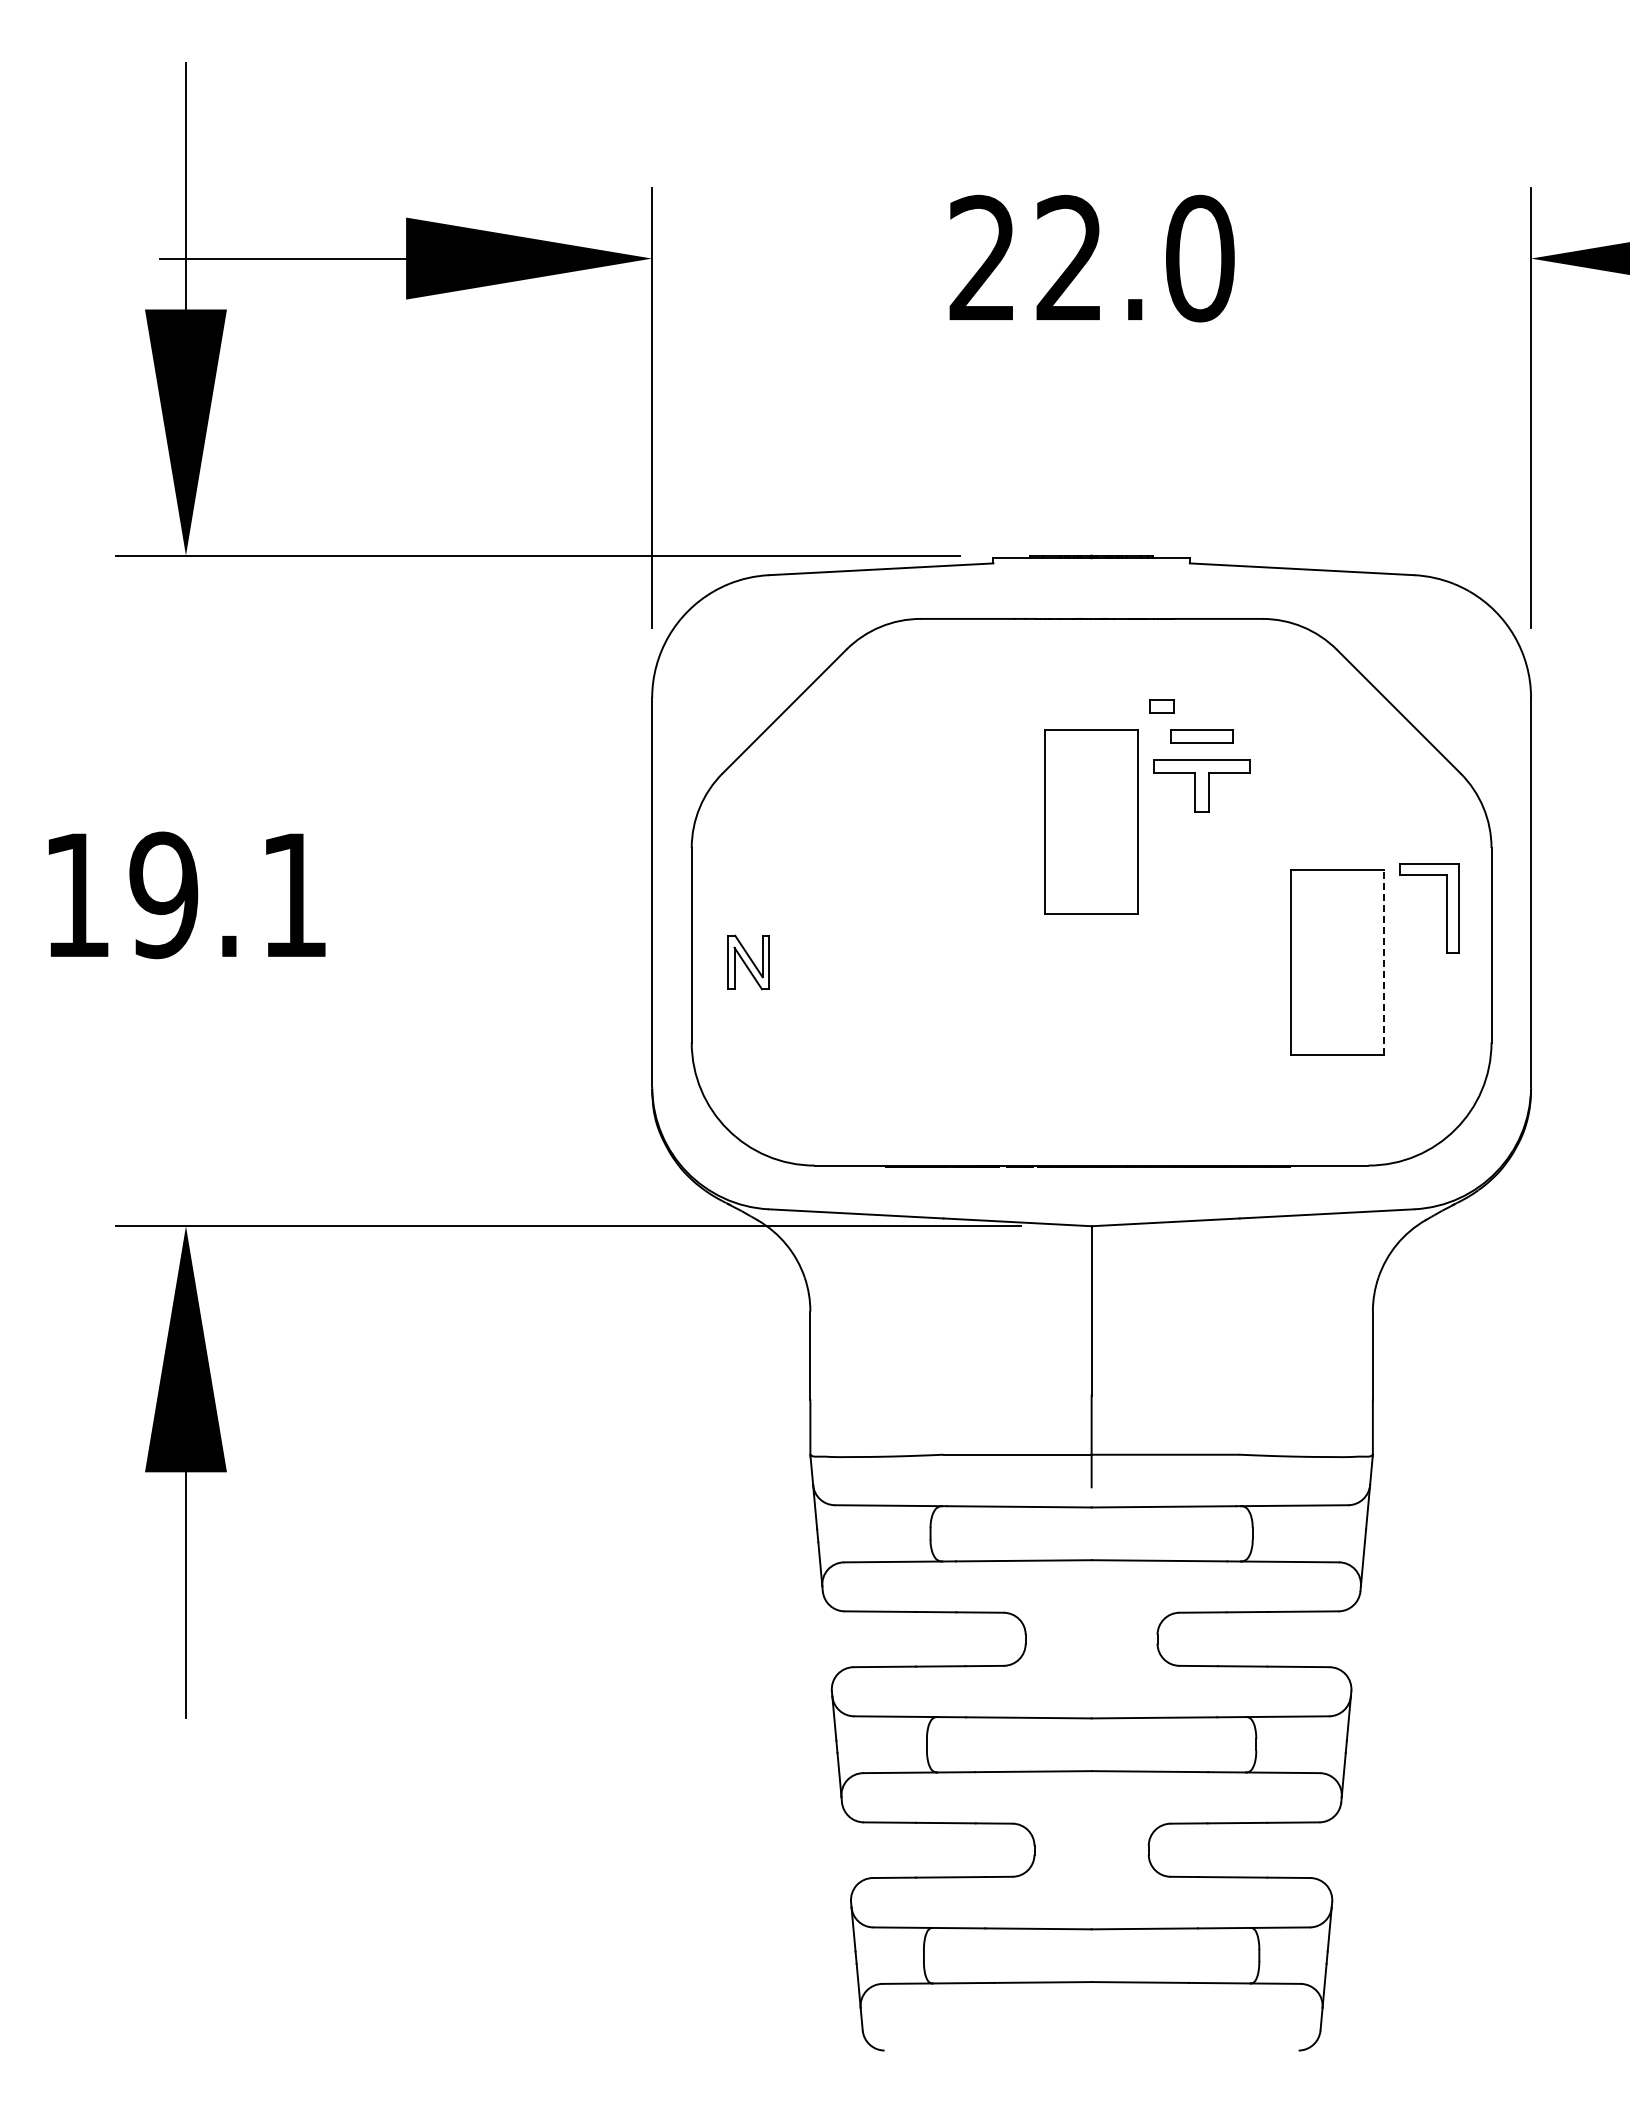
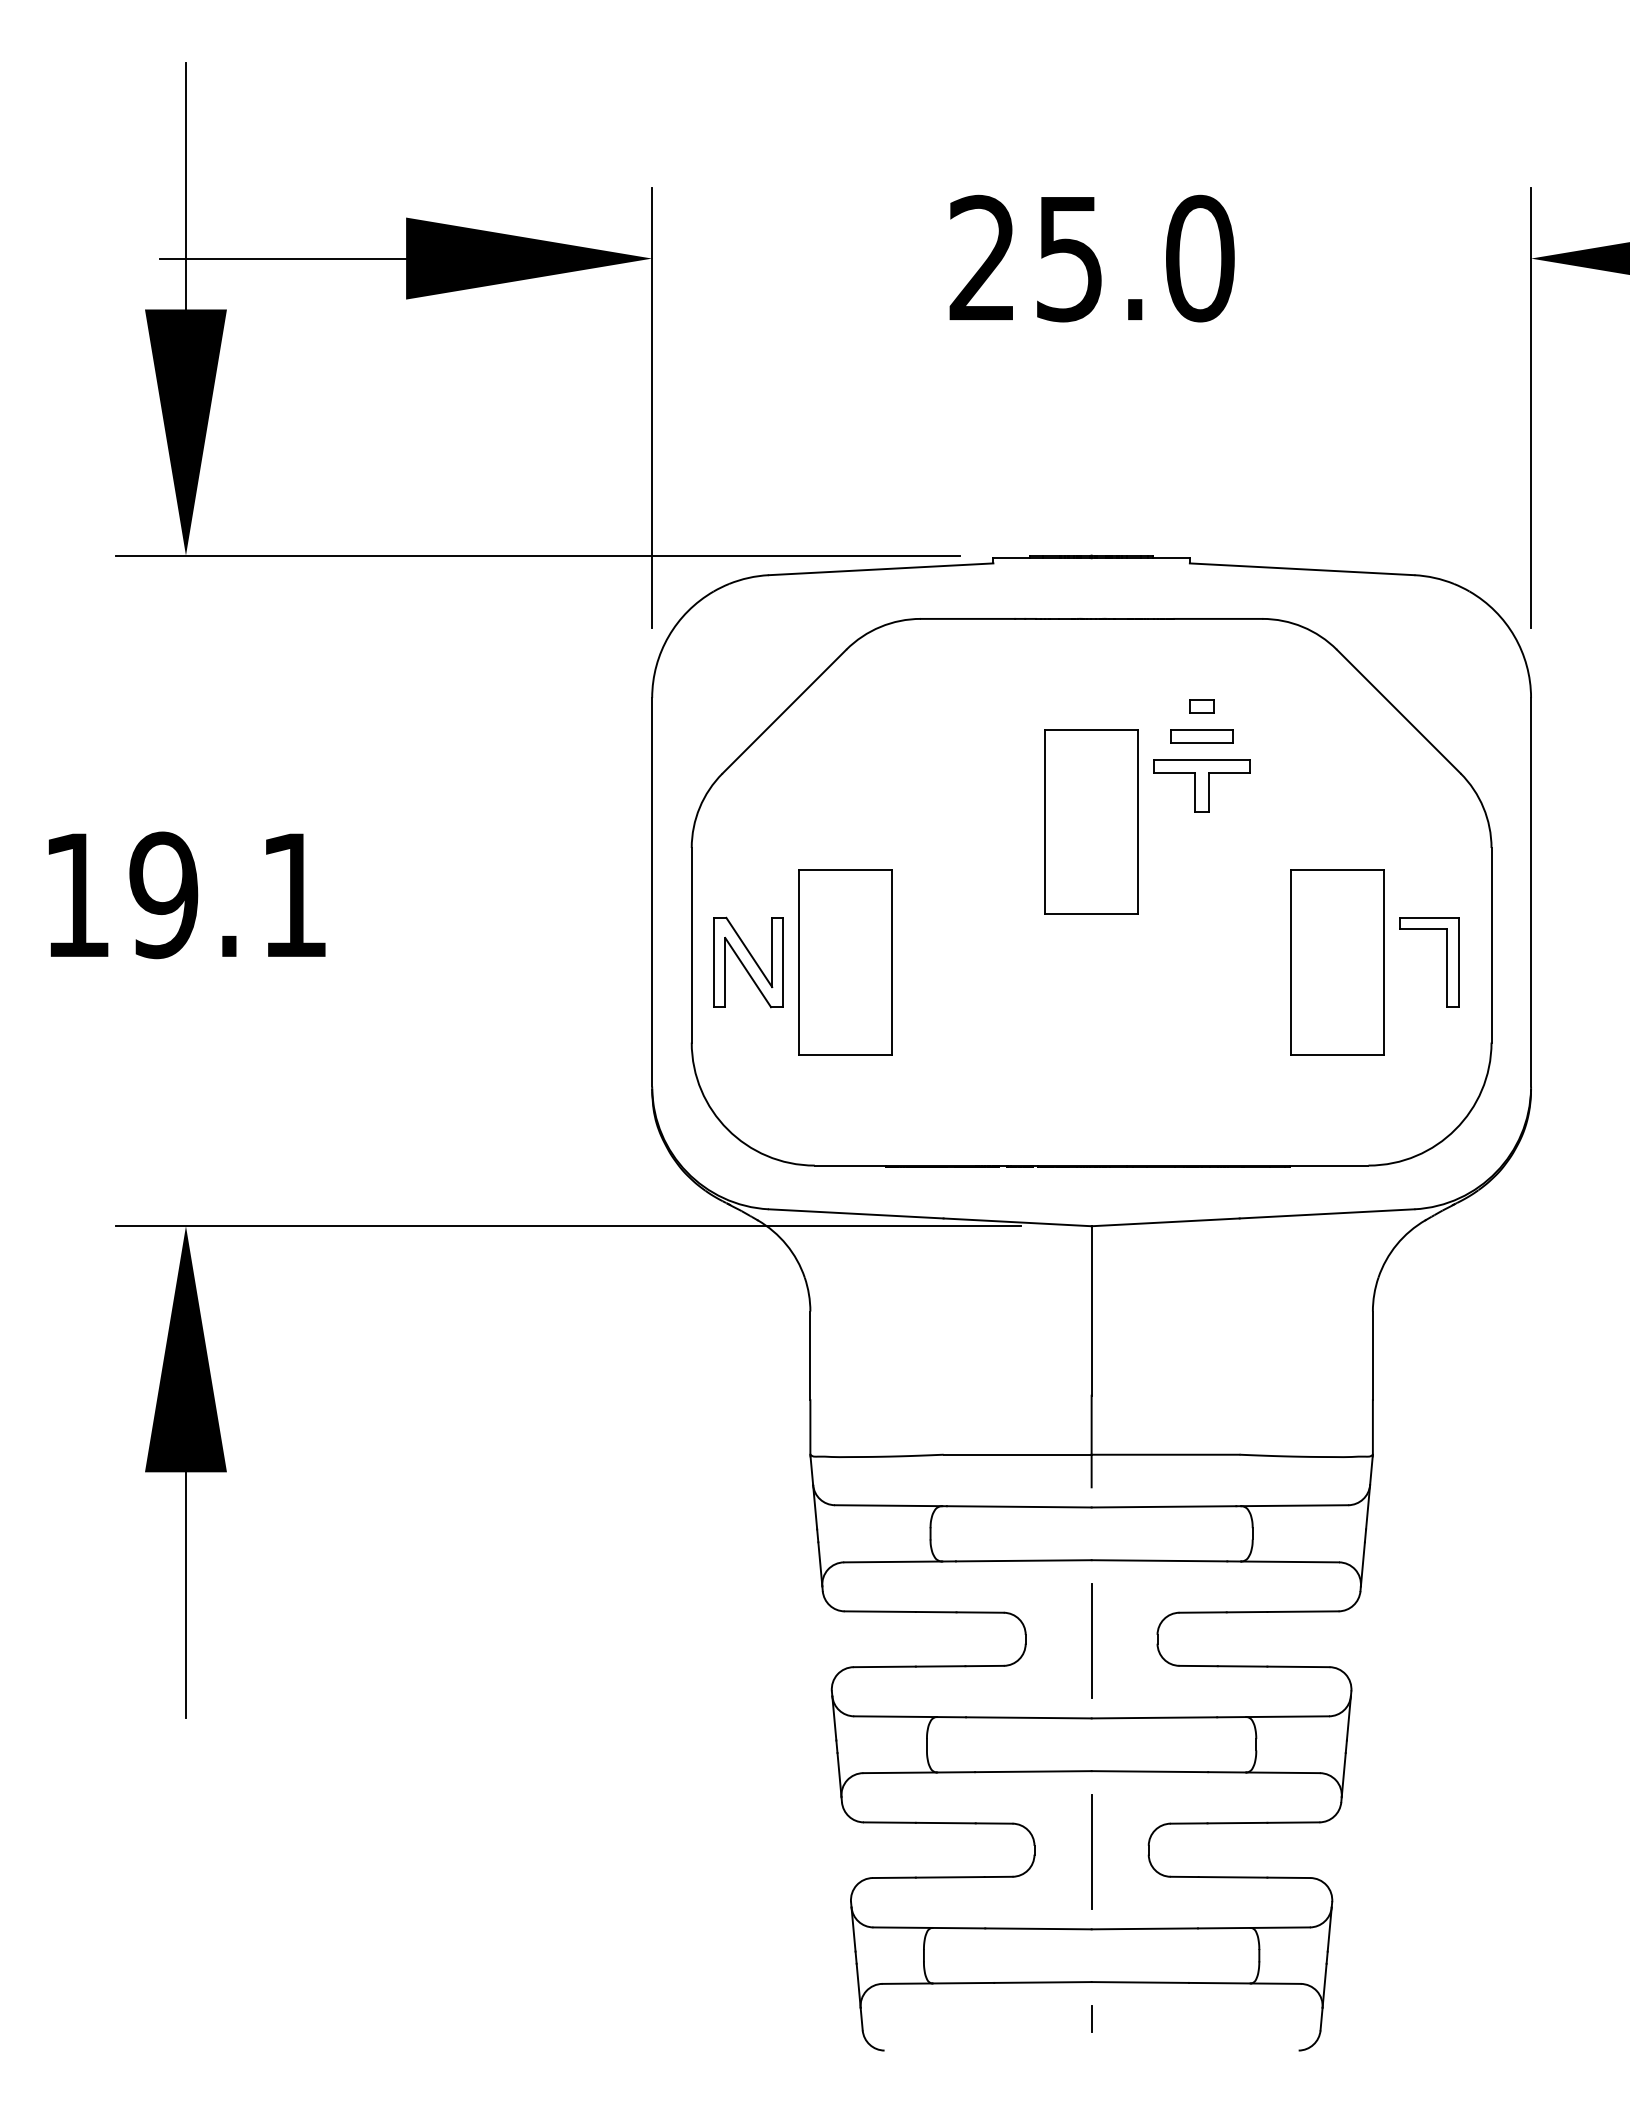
text: 22.0 -> 25.0 (1068, 258)
part position: (1161, 706) -> (1201, 706) (1201, 706)
part position: (1446, 908) -> (1446, 962) (1446, 962)
part size: 43x57 px -> 71x93 px (748, 962)
part: none -> present (845, 962)
line: dashed -> solid (1384, 962)
line: none -> present (1091, 1641)
line: none -> present (1091, 1851)
line: none -> present (1091, 2019)
